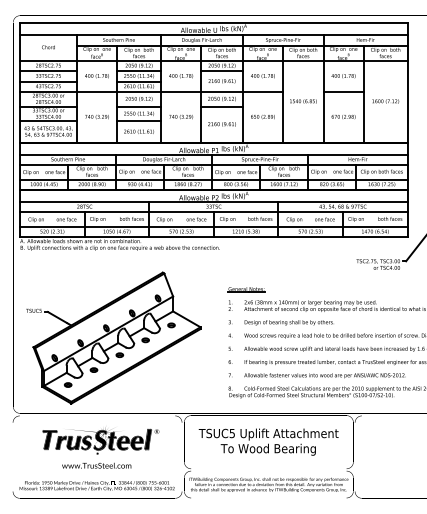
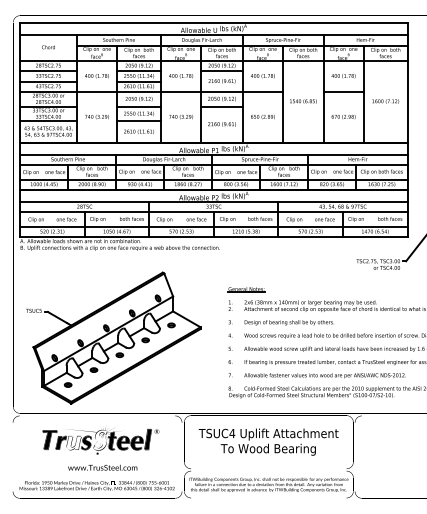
text: TSUC5 -> TSUC4 (232, 433)
fill: present -> none (99, 440)
fill: present -> none (73, 442)
text position: (96, 465) -> (102, 467) (102, 467)
